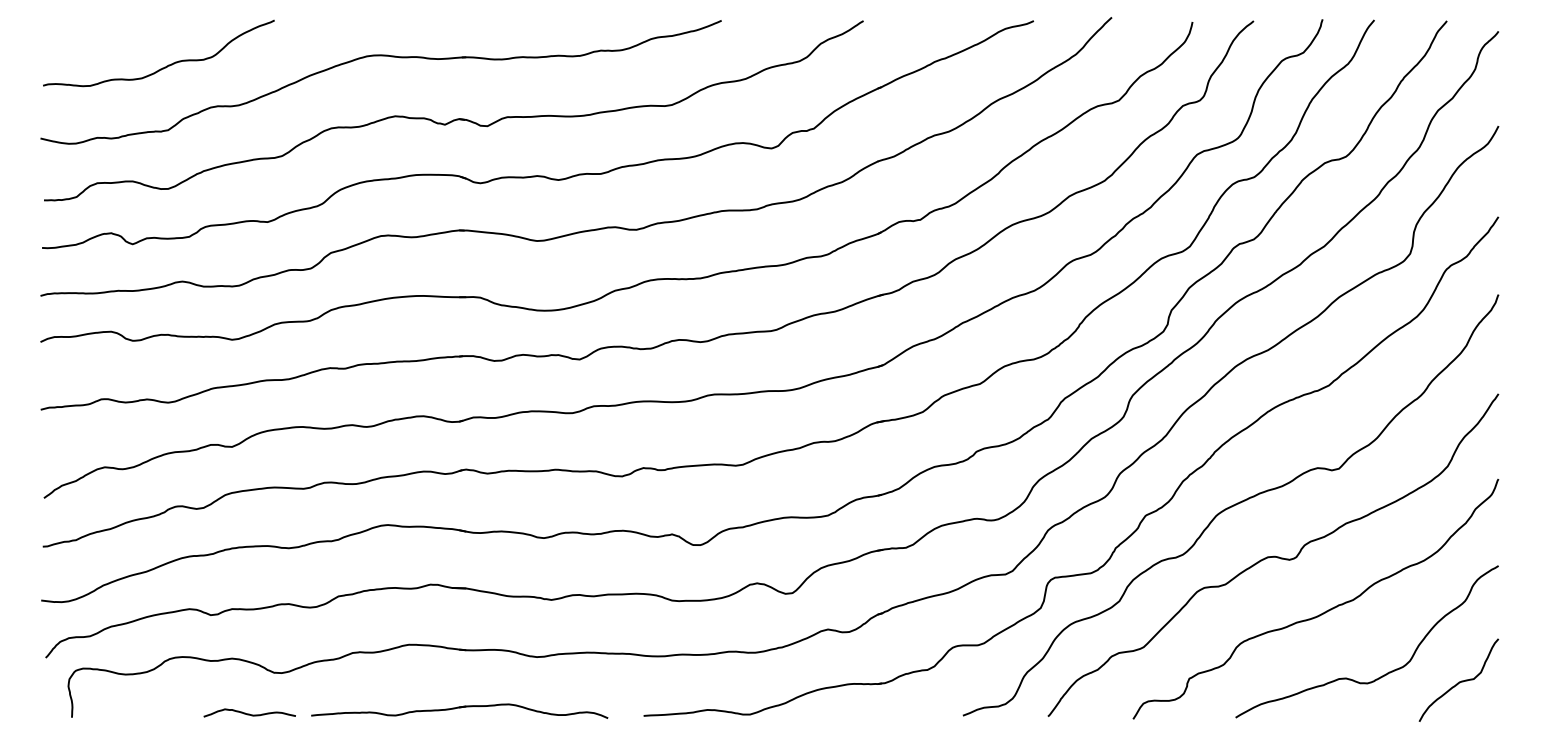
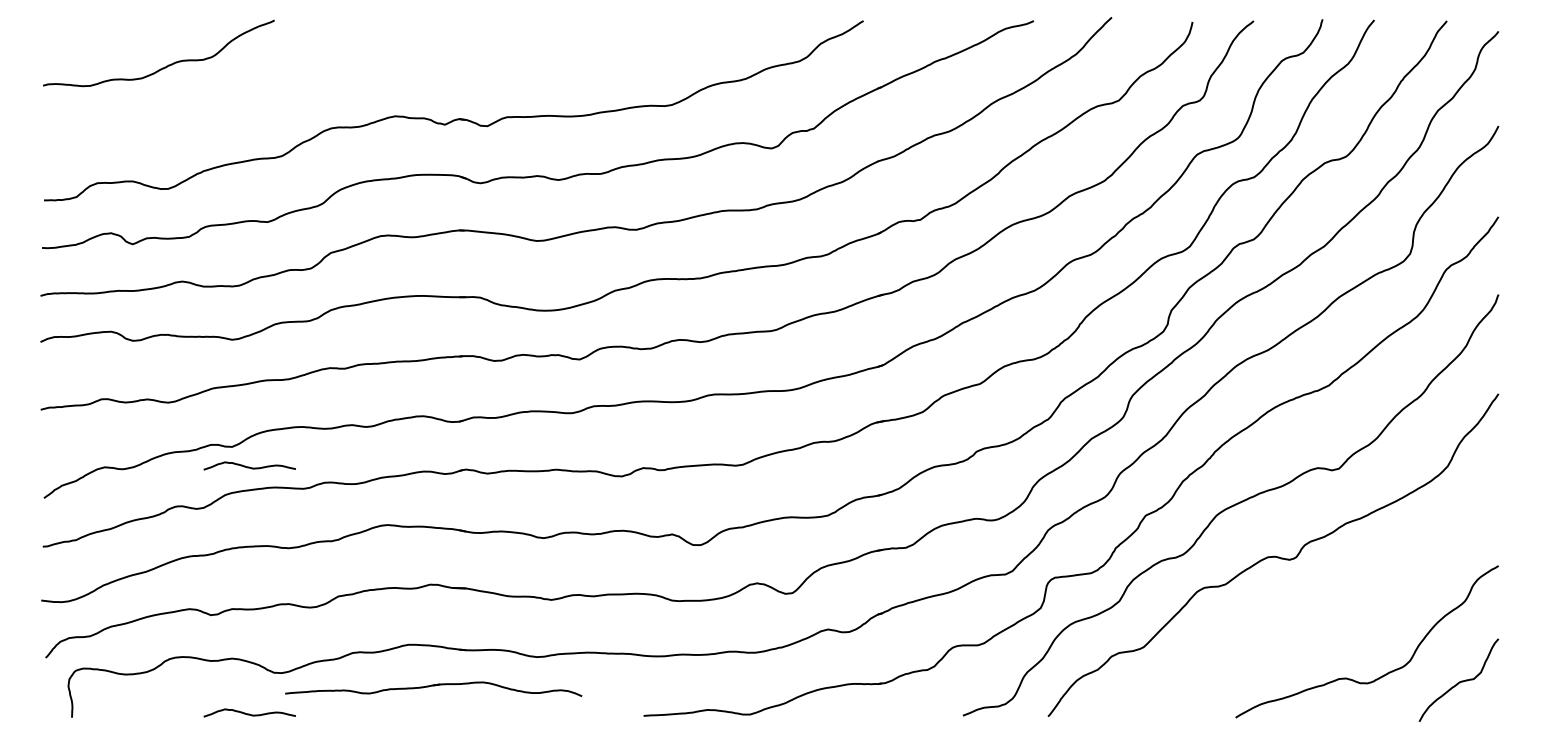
part: present -> none (380, 56)
curve: none -> present (249, 466)
curve: present -> none (1322, 612)
part position: (459, 710) -> (433, 688) (433, 688)
